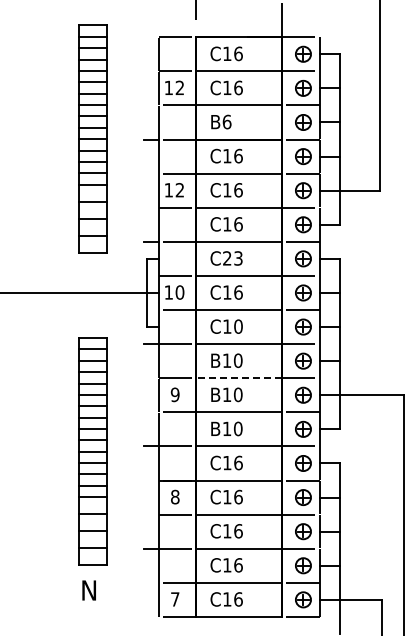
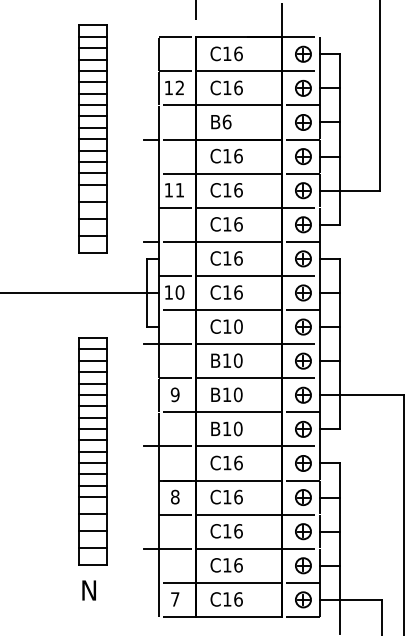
text: 12 -> 11 (179, 190)
text: C23 -> C16 (232, 258)
line: dashed -> solid (239, 378)
